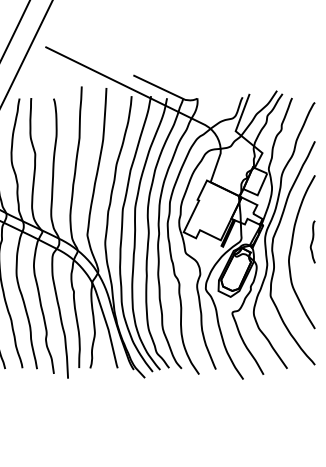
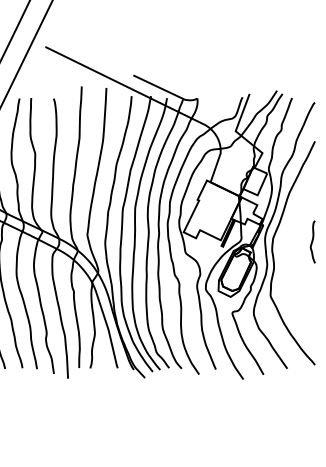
curve: present -> none (291, 251)
